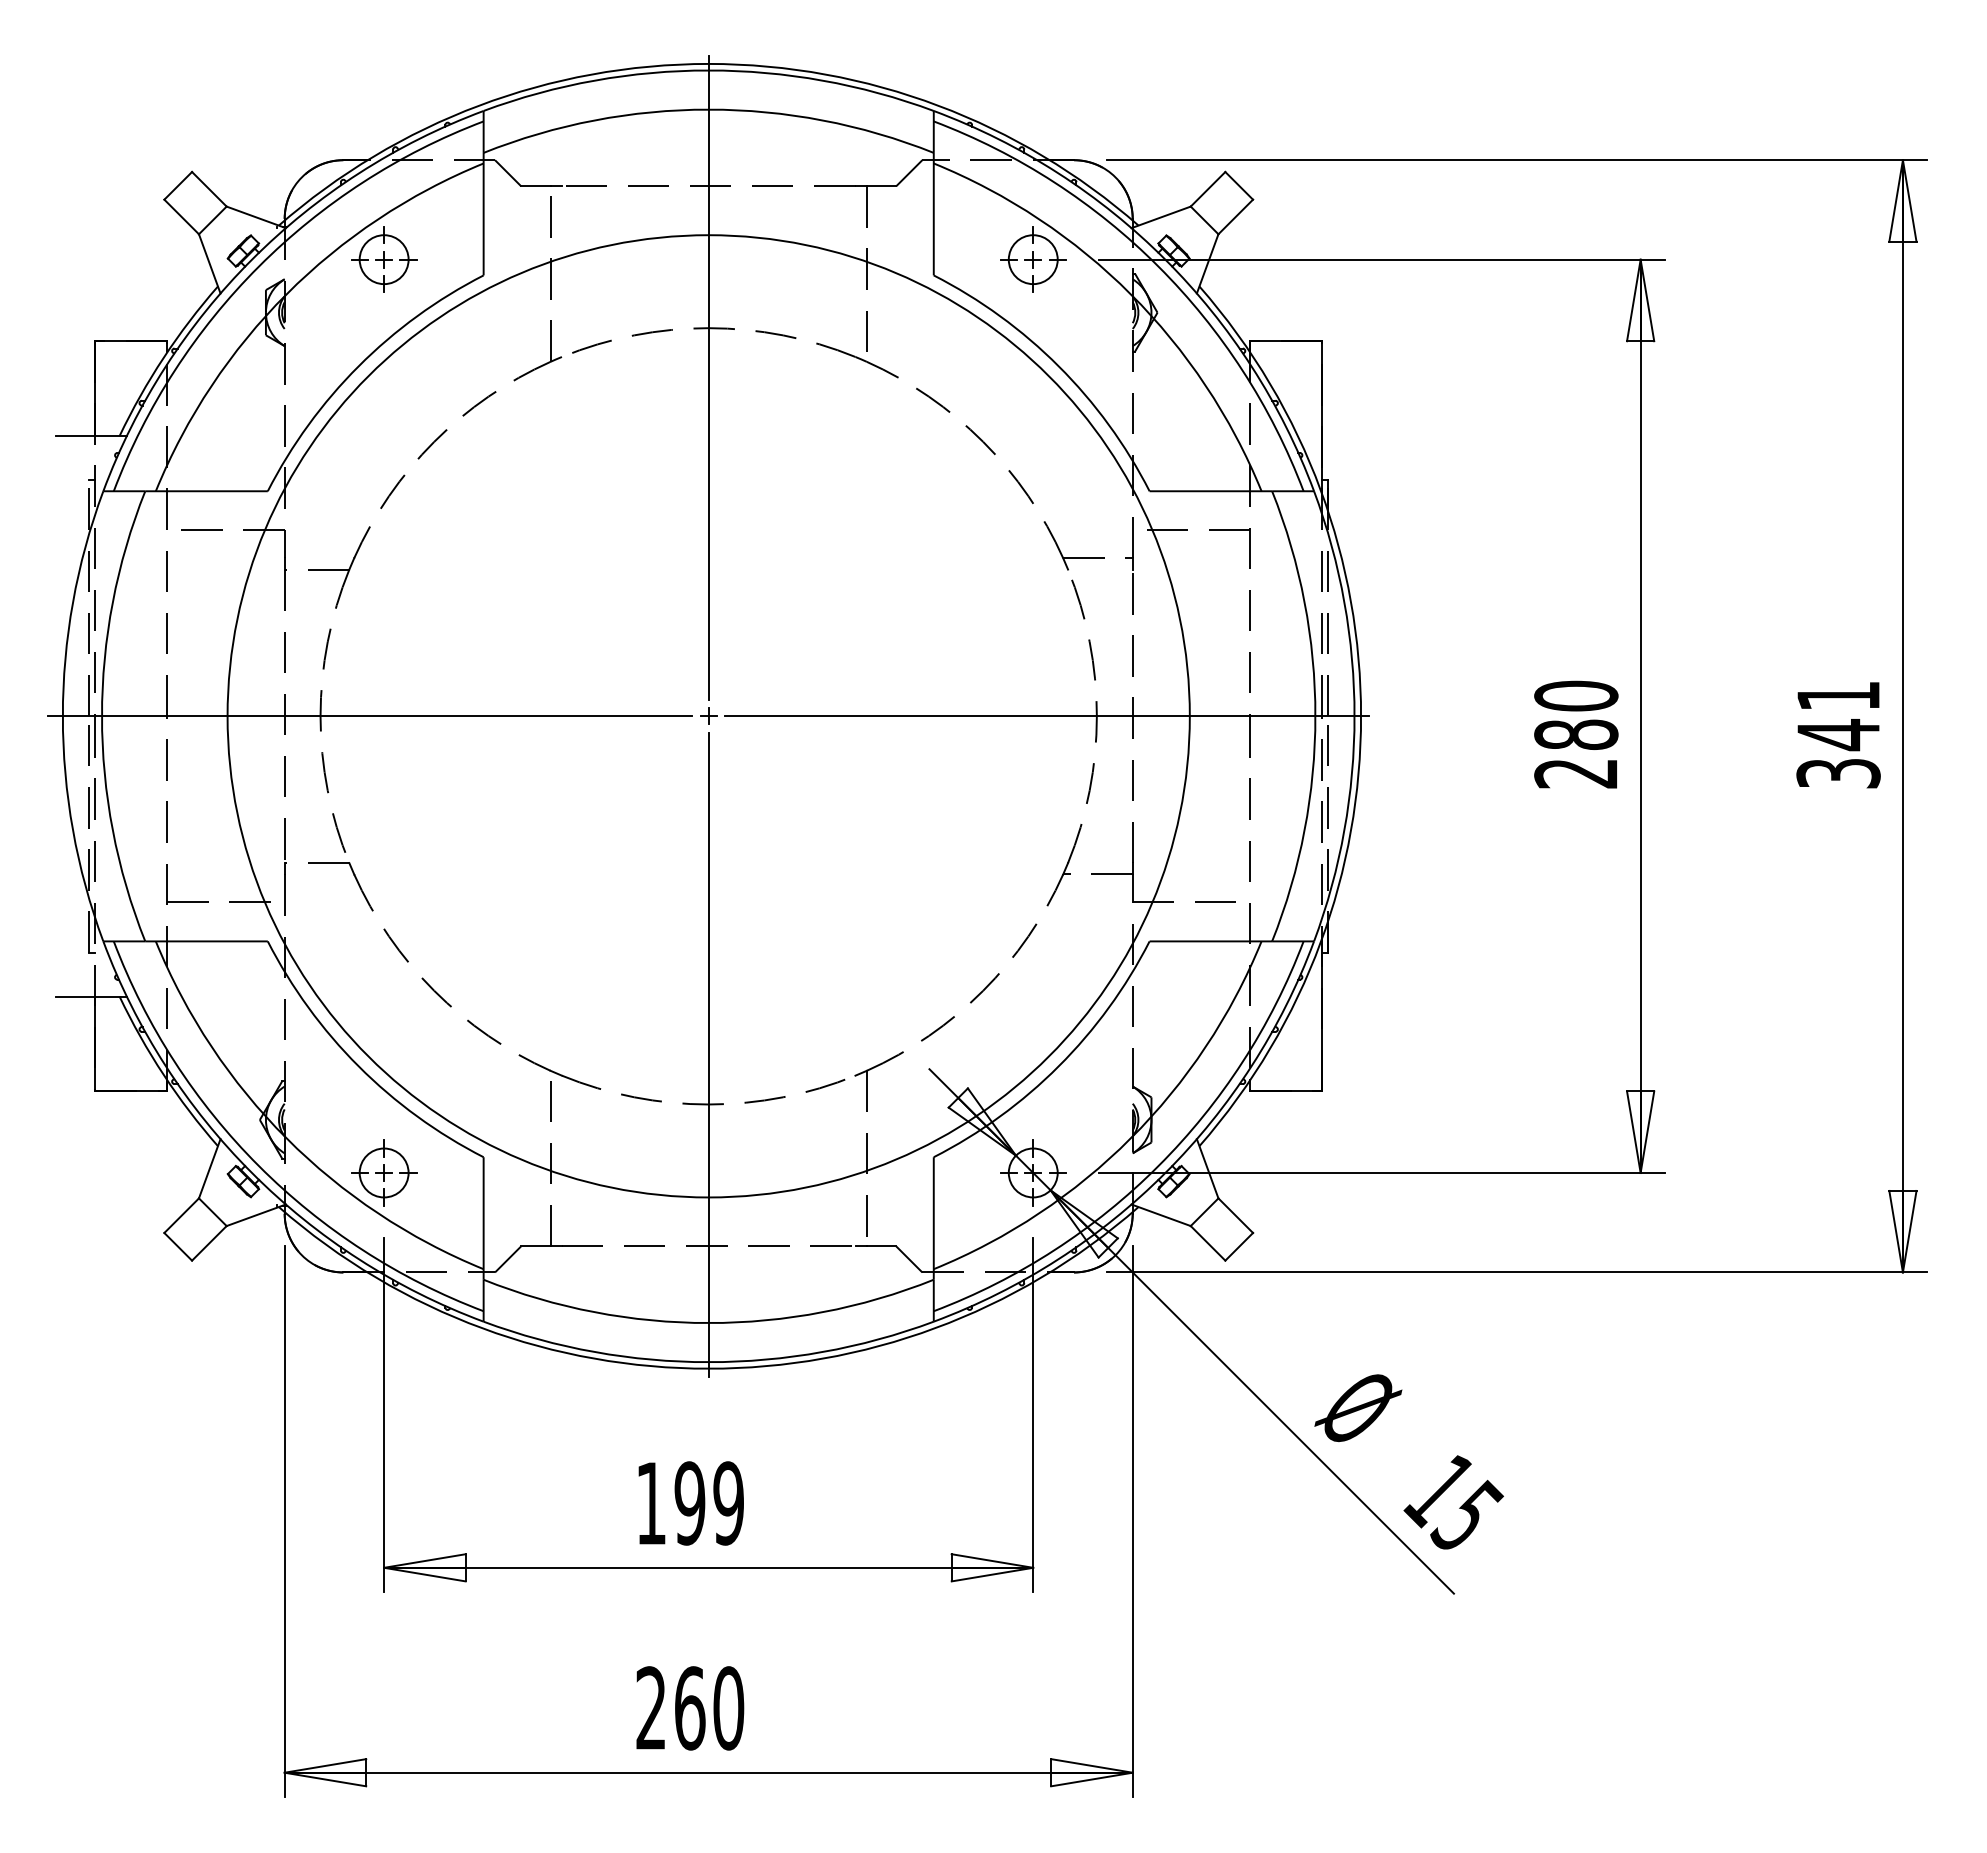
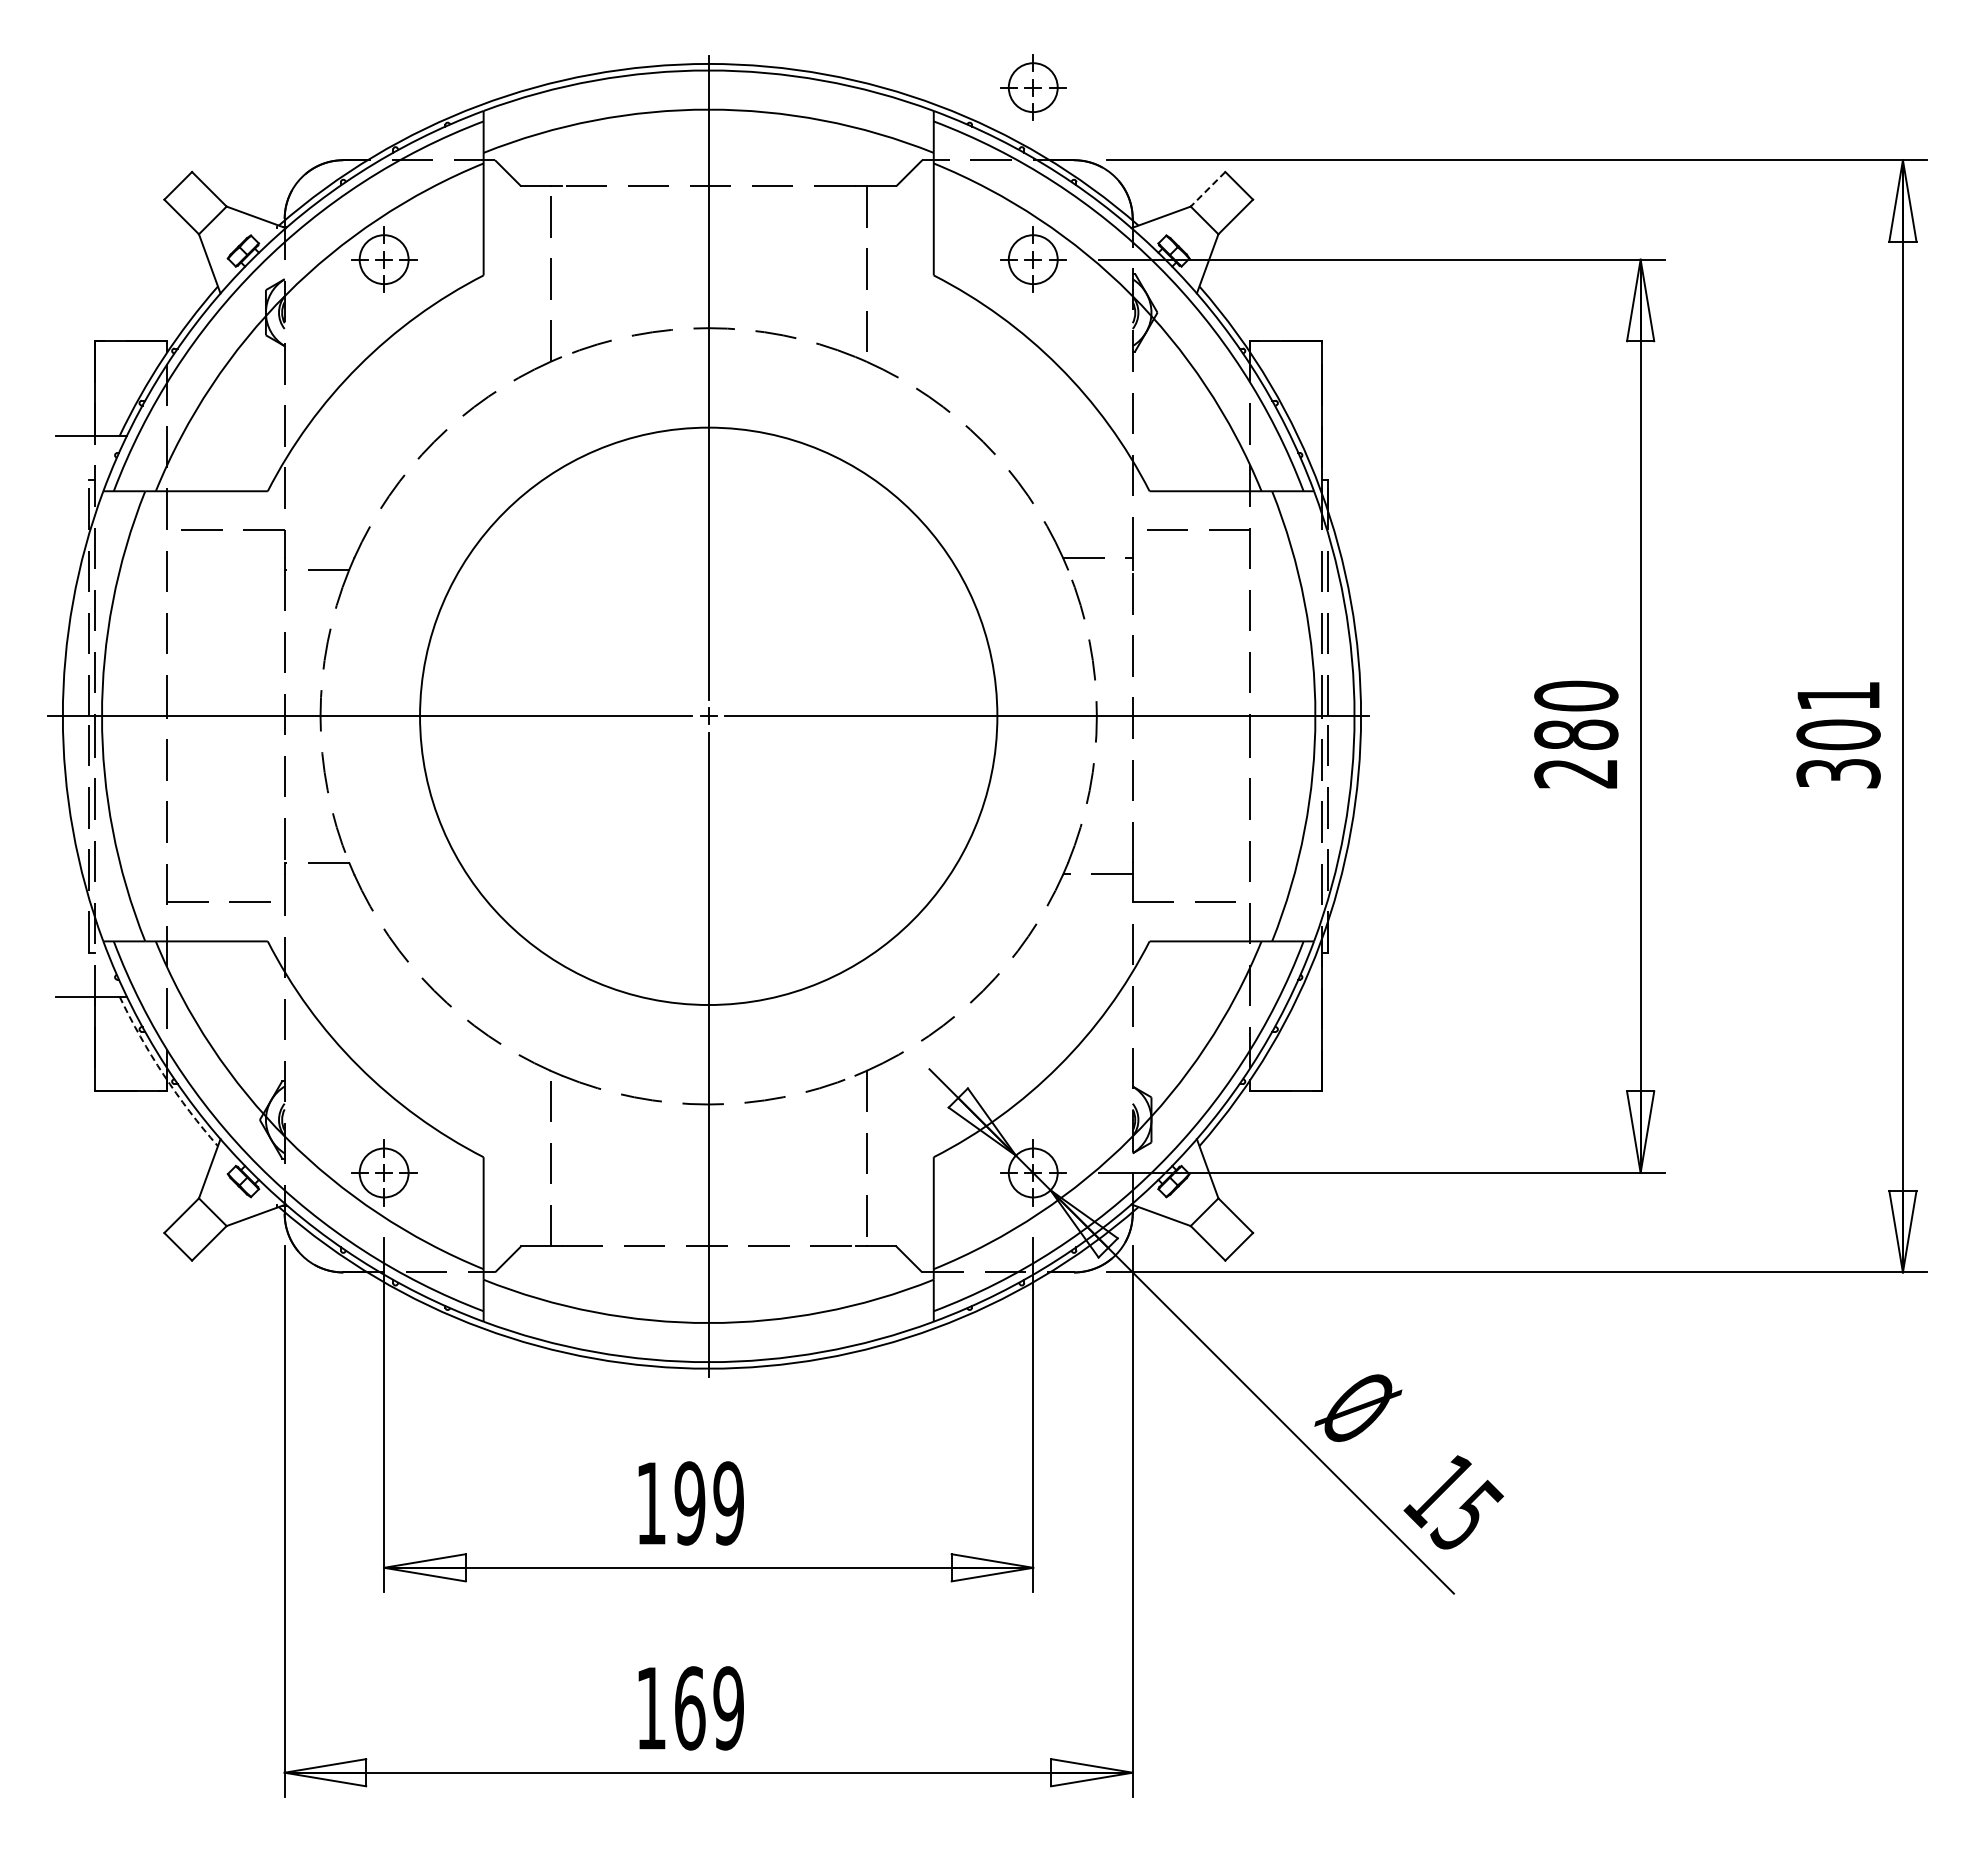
part: none -> present (1033, 87)
line: solid -> dashed (1207, 189)
circle diameter: 962 px -> 577 px (708, 716)
text: 341 -> 301 (1838, 735)
arc: solid -> dashed (163, 1074)
text: 260 -> 169 (690, 1708)
